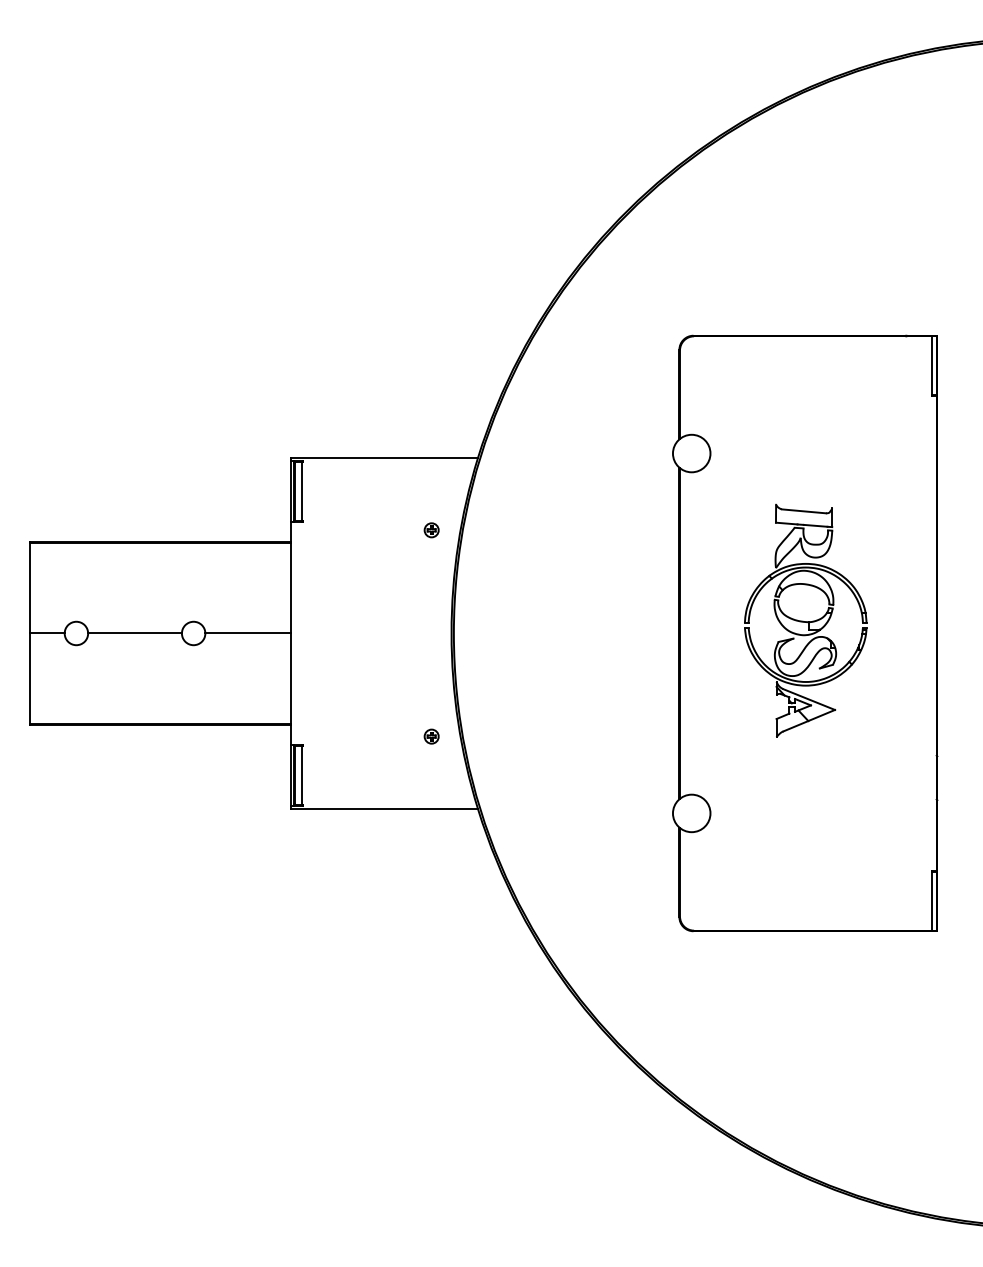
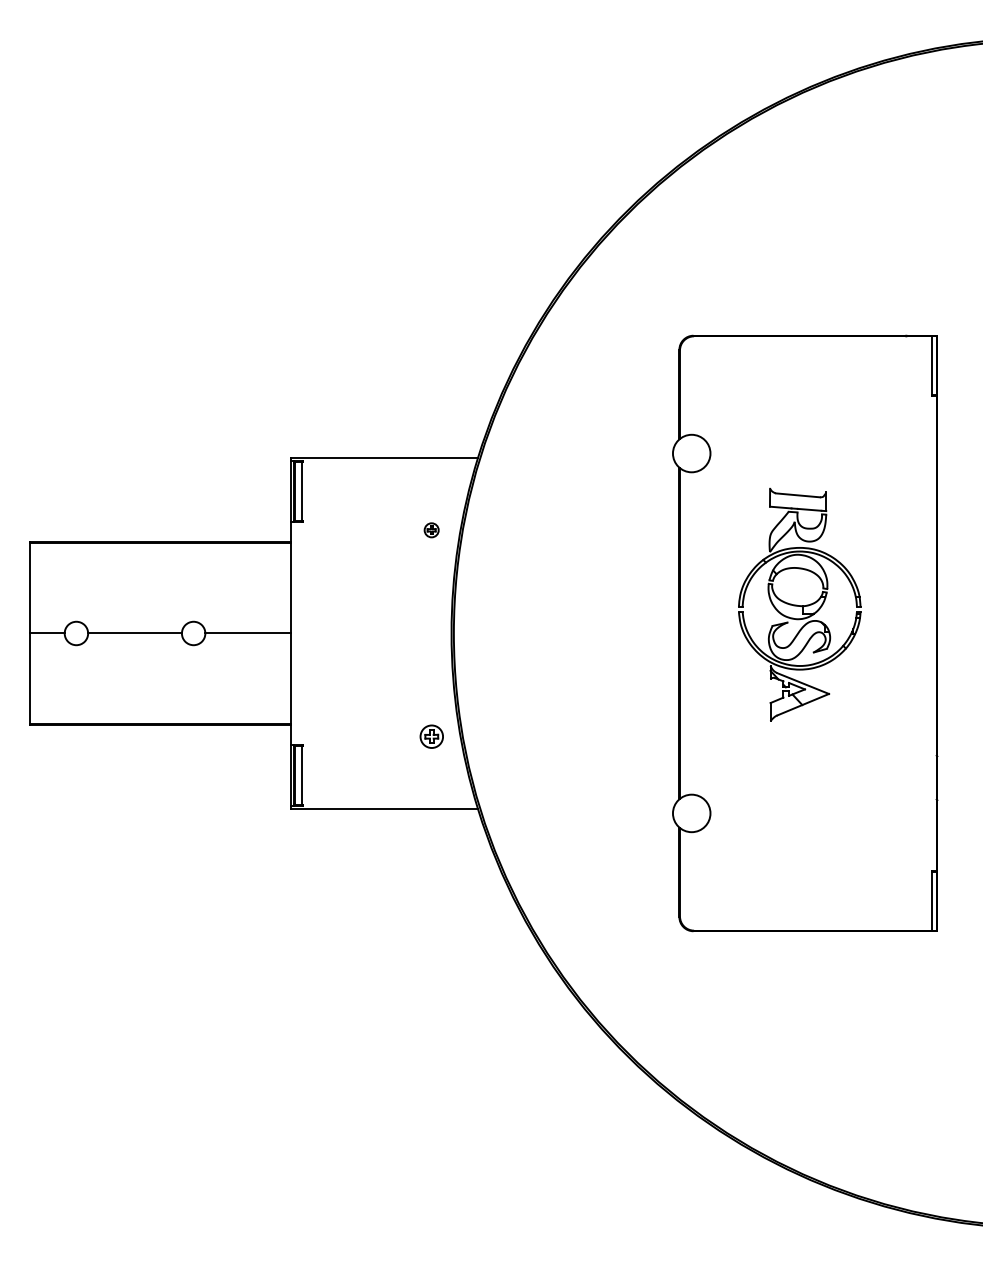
part position: (805, 620) -> (799, 604) (799, 604)
part size: 17x17 px -> 25x25 px (431, 736)
